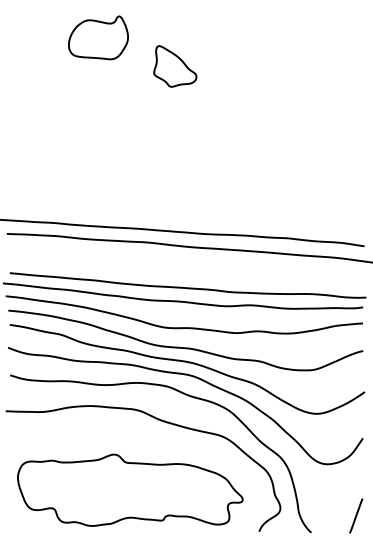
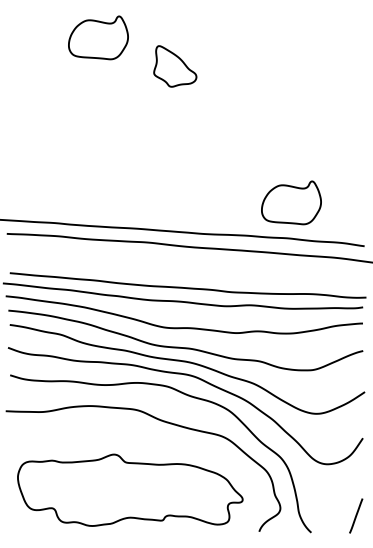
part: none -> present (291, 202)
